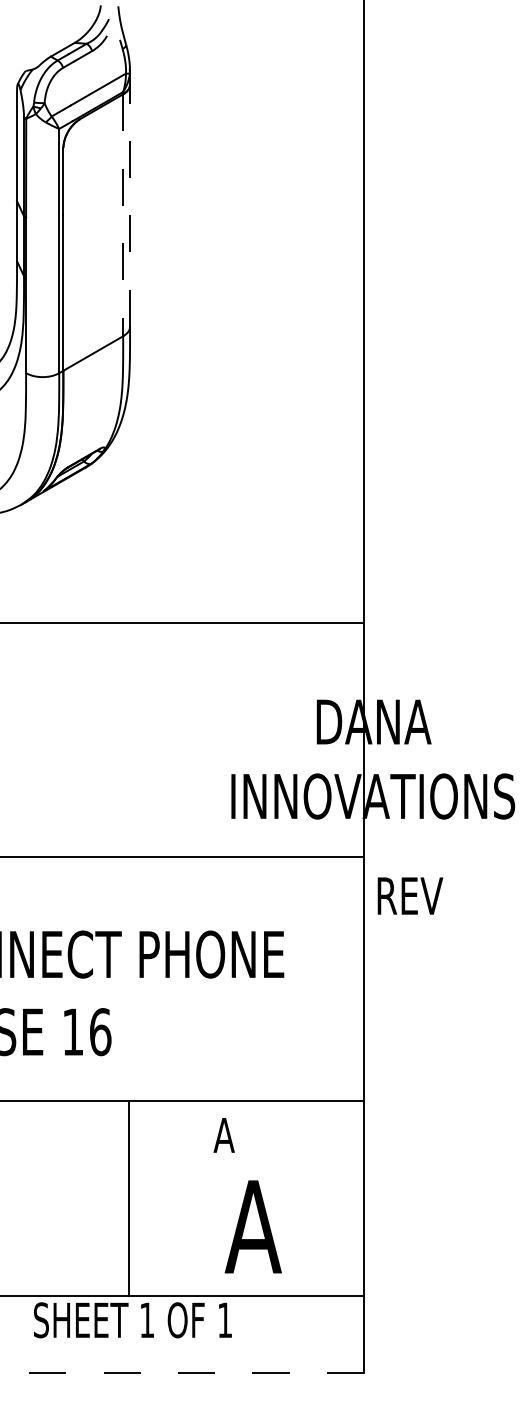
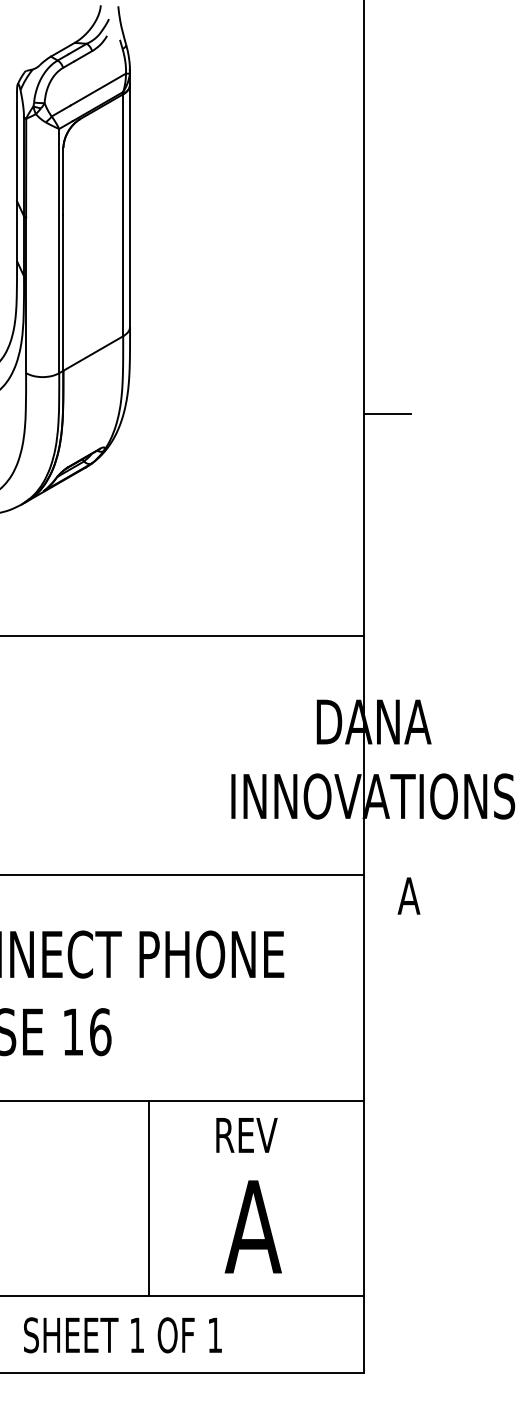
line: dashed -> solid (130, 205)
line: dashed -> solid (123, 215)
line: none -> present (387, 414)
line position: (183, 623) -> (183, 636) (183, 636)
line position: (183, 857) -> (183, 875) (183, 875)
text: REV -> A (410, 895)
text: A -> REV (245, 1135)
line position: (128, 1198) -> (148, 1198) (148, 1198)
text position: (132, 1320) -> (122, 1335) (122, 1335)
line: dashed -> solid (182, 1372)
